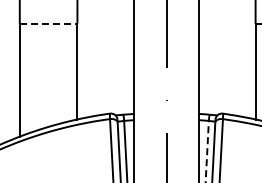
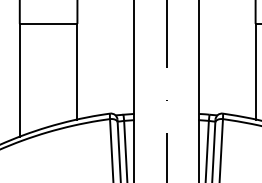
line: dashed -> solid (48, 23)
line: dashed -> solid (207, 151)
